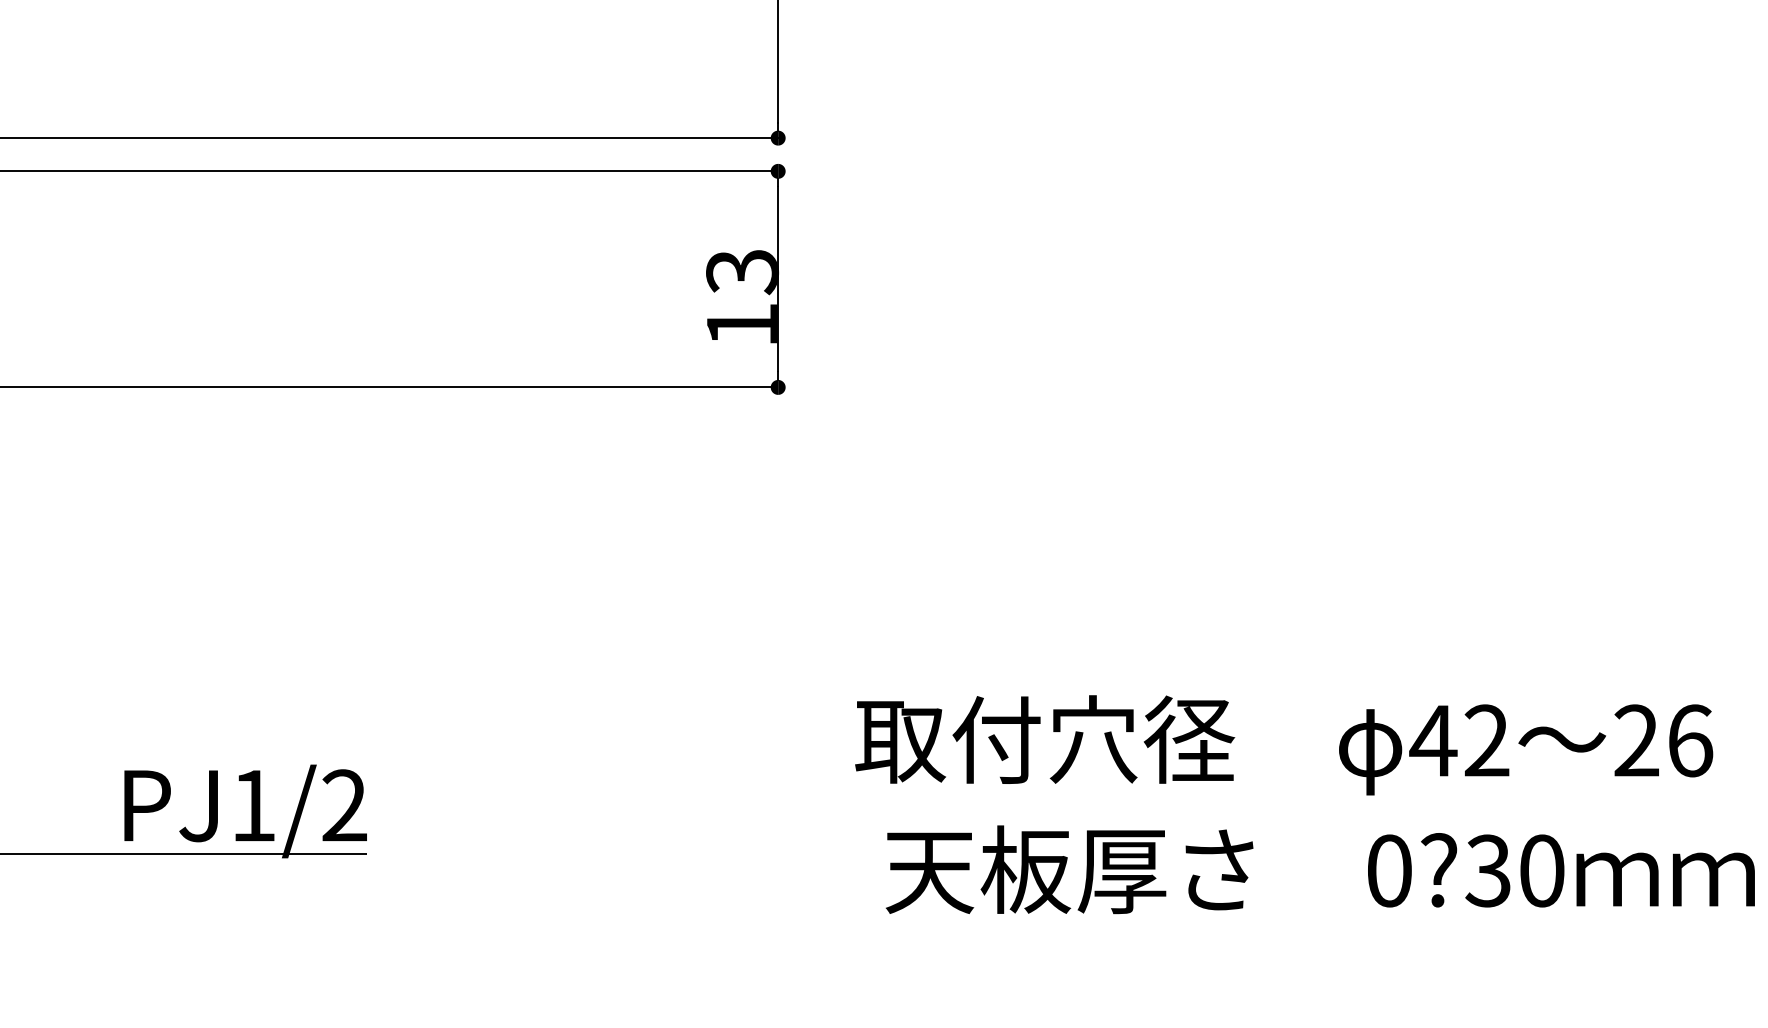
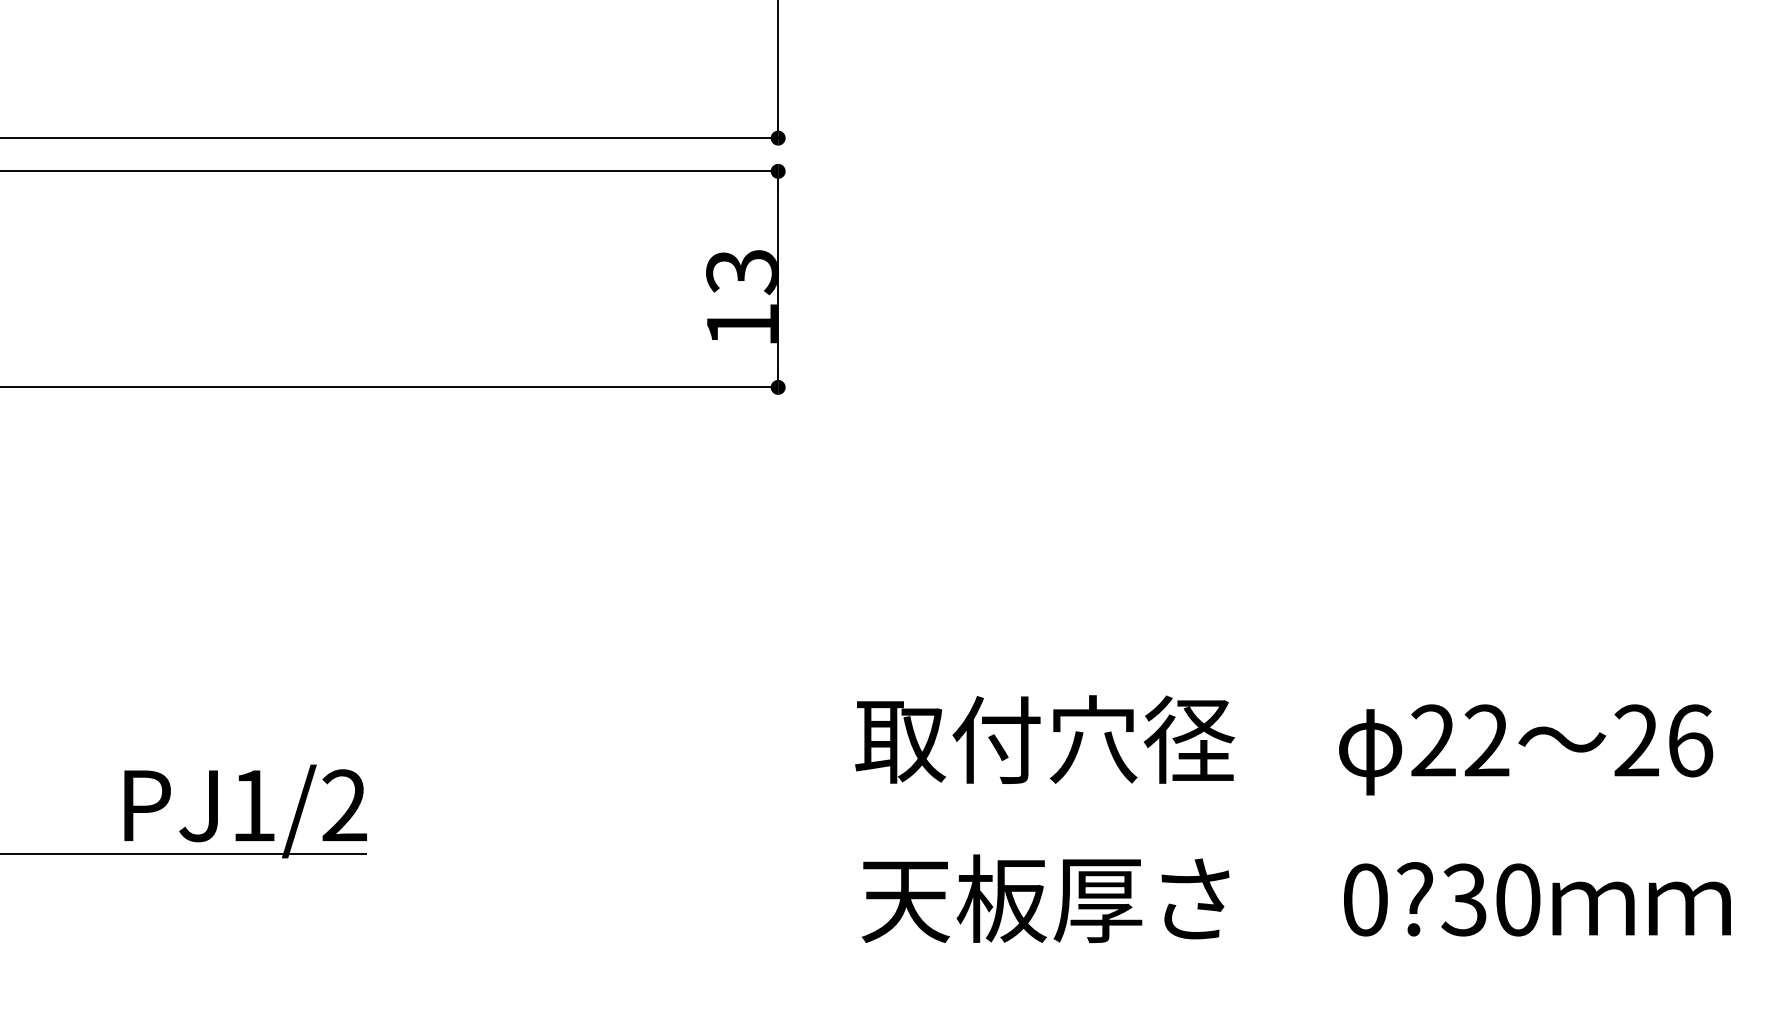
text: 42 -> 22 (1433, 740)
text position: (1319, 869) -> (1295, 898) (1295, 898)
